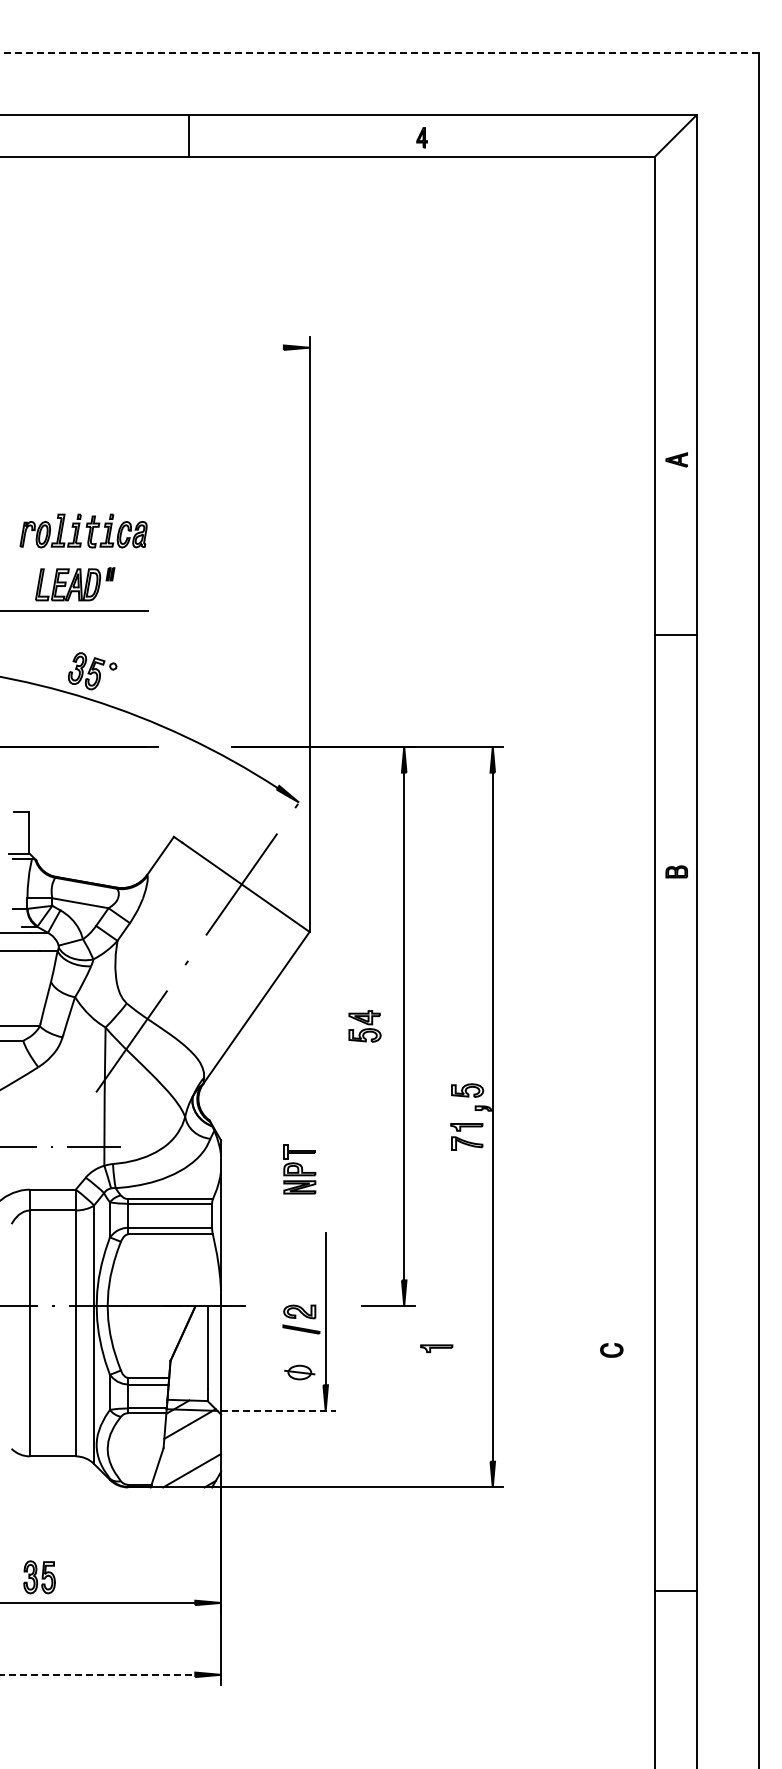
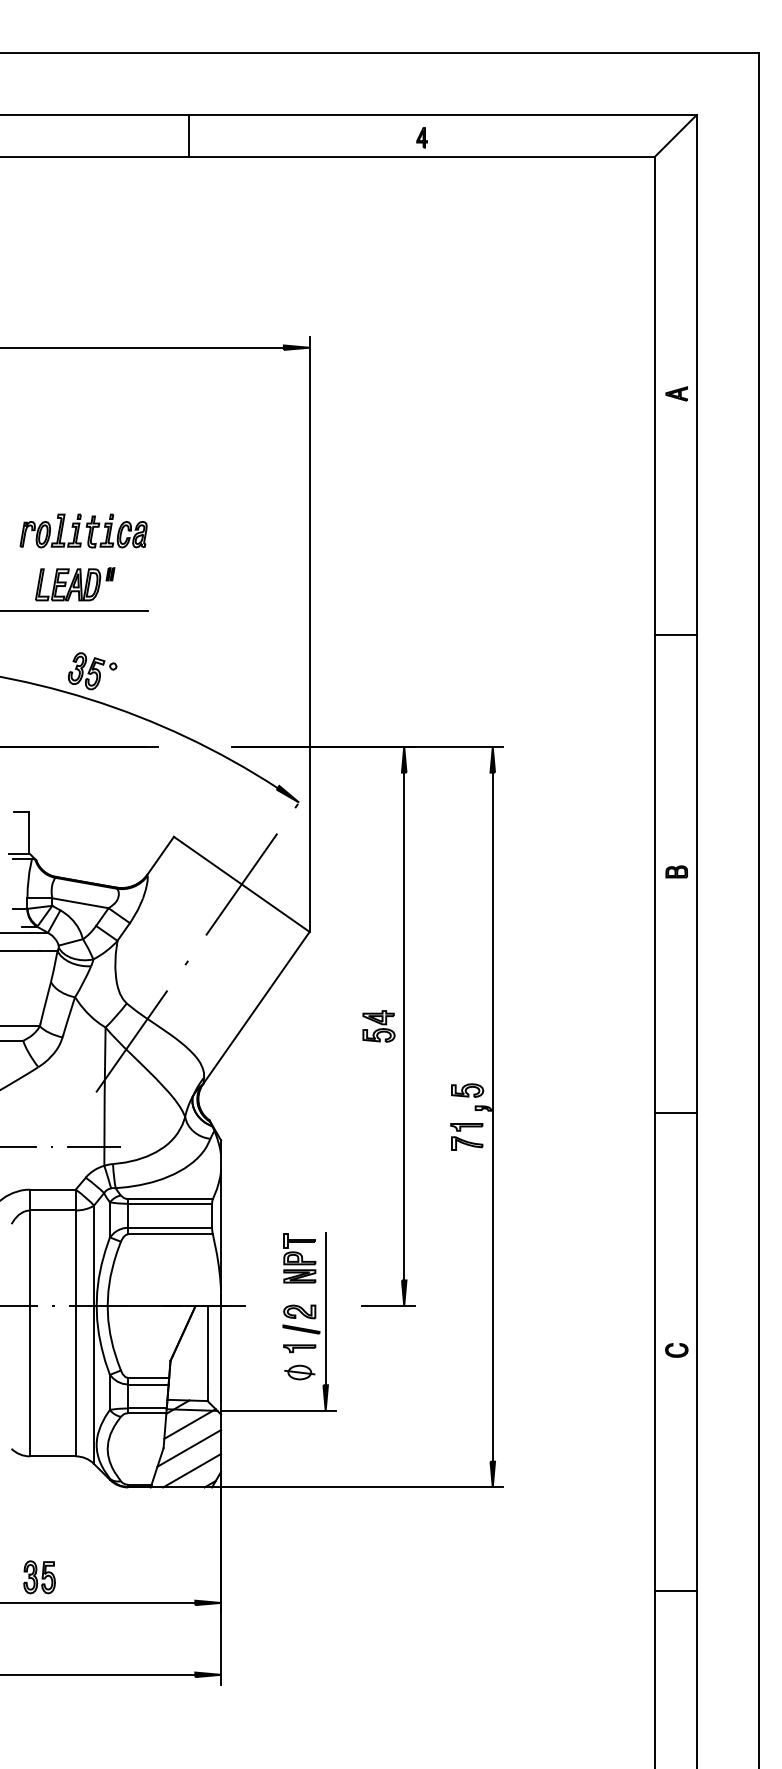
line: dashed -> solid (379, 53)
line: none -> present (142, 347)
part position: (676, 459) -> (676, 393) (676, 393)
part position: (364, 1026) -> (378, 1026) (378, 1026)
line: none -> present (675, 1113)
part position: (299, 1169) -> (299, 1258) (299, 1258)
part position: (436, 1348) -> (299, 1348) (299, 1348)
part position: (611, 1350) -> (676, 1350) (676, 1350)
line: dashed -> solid (279, 1411)
line: none -> present (189, 1448)
line: dashed -> solid (98, 1674)
